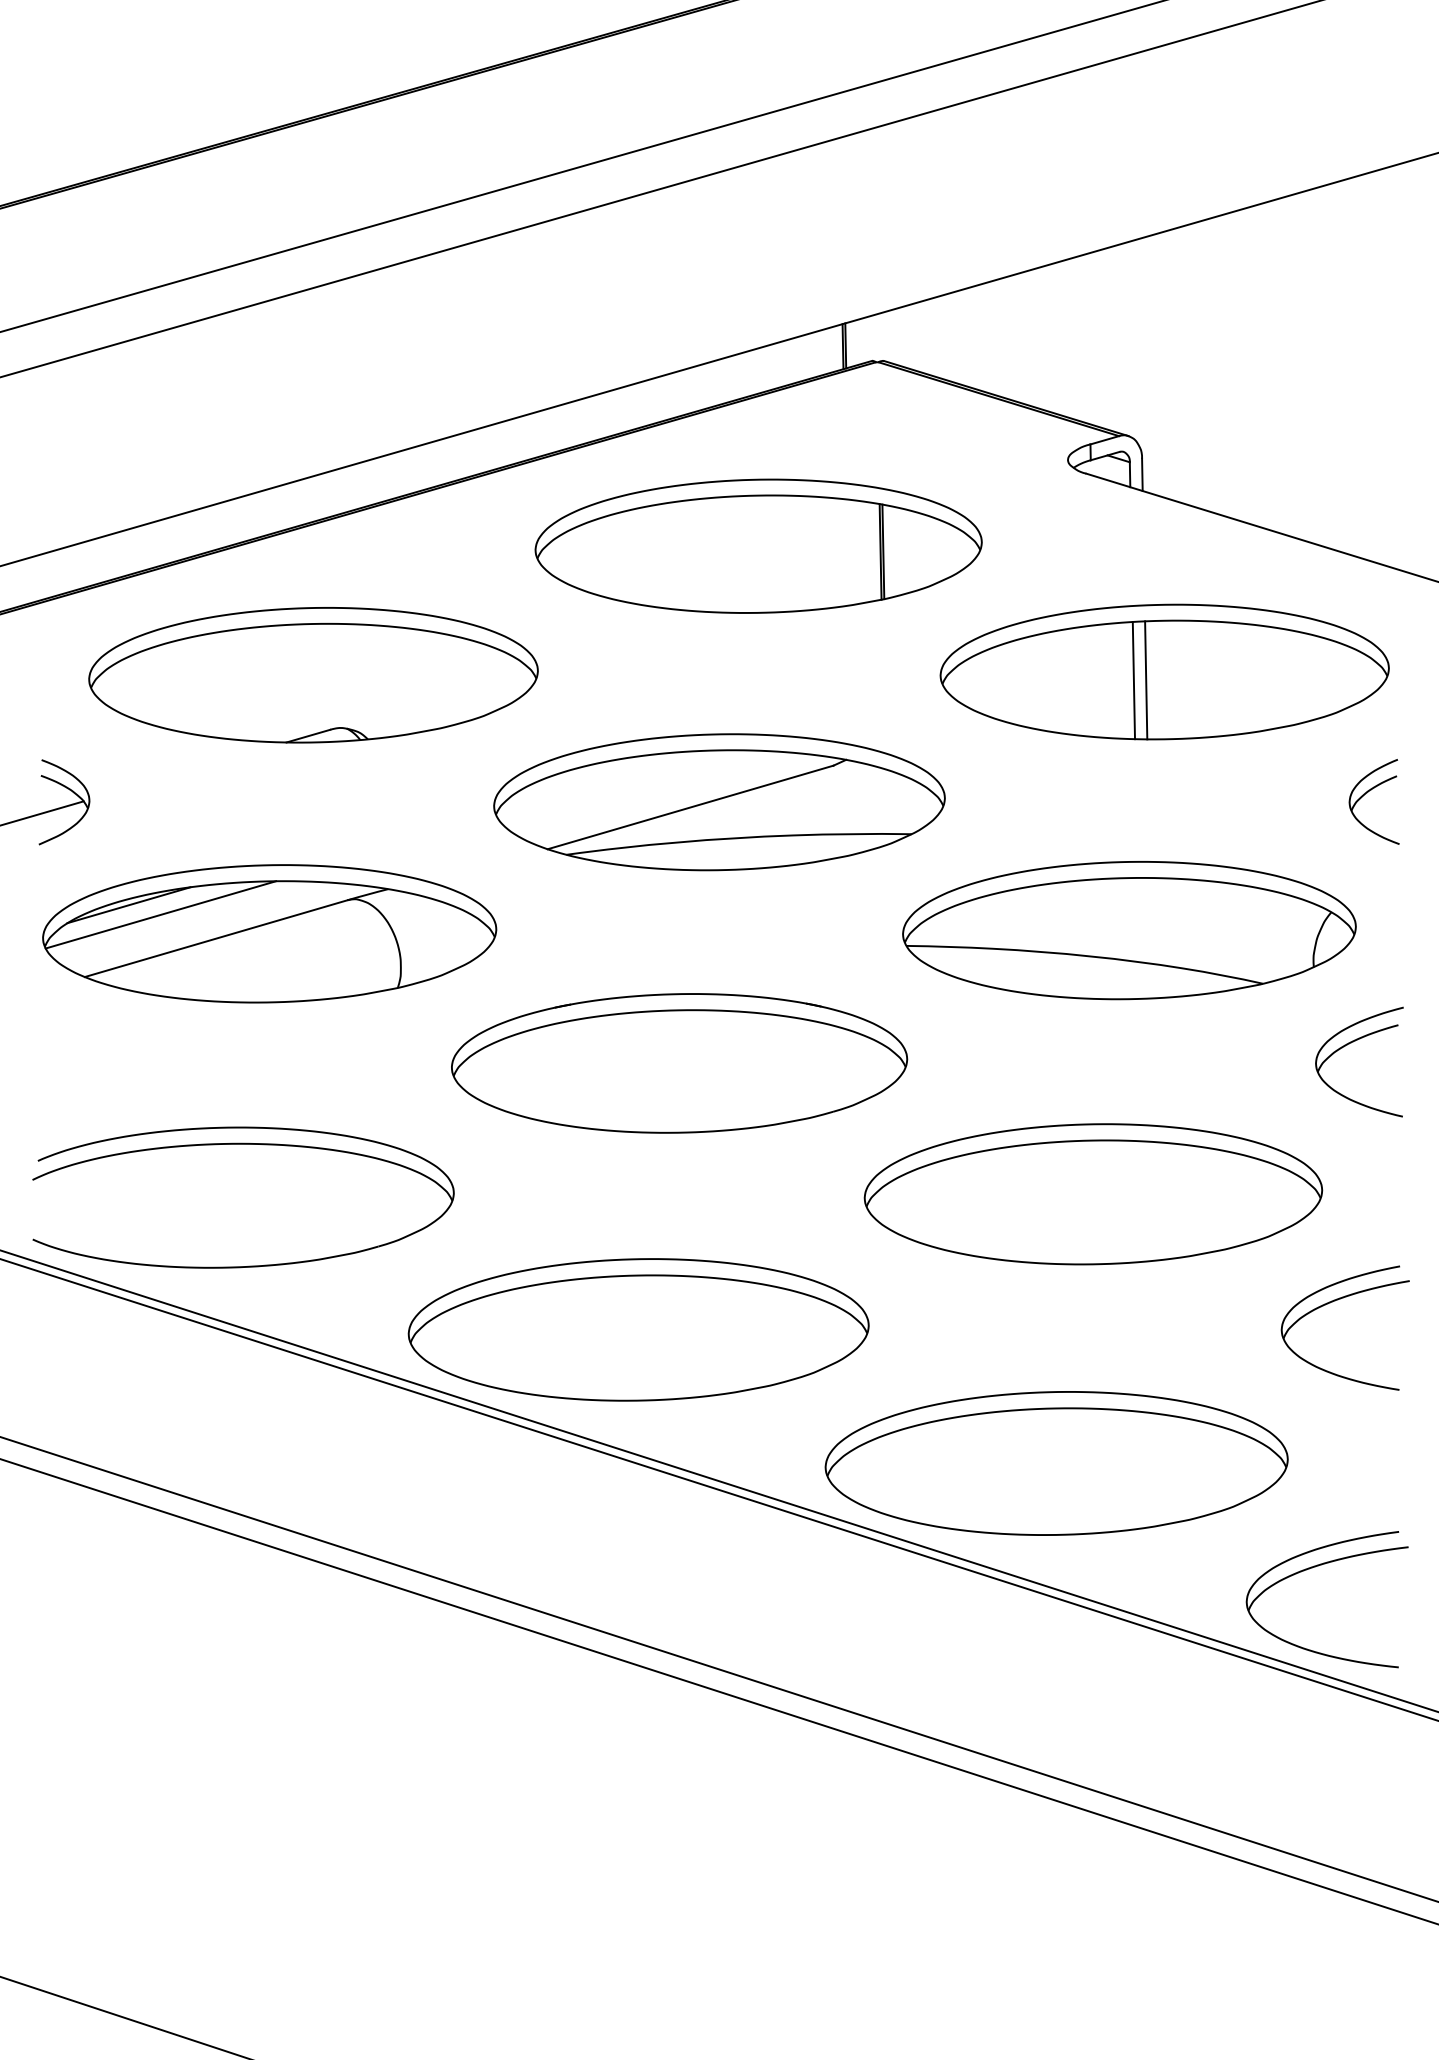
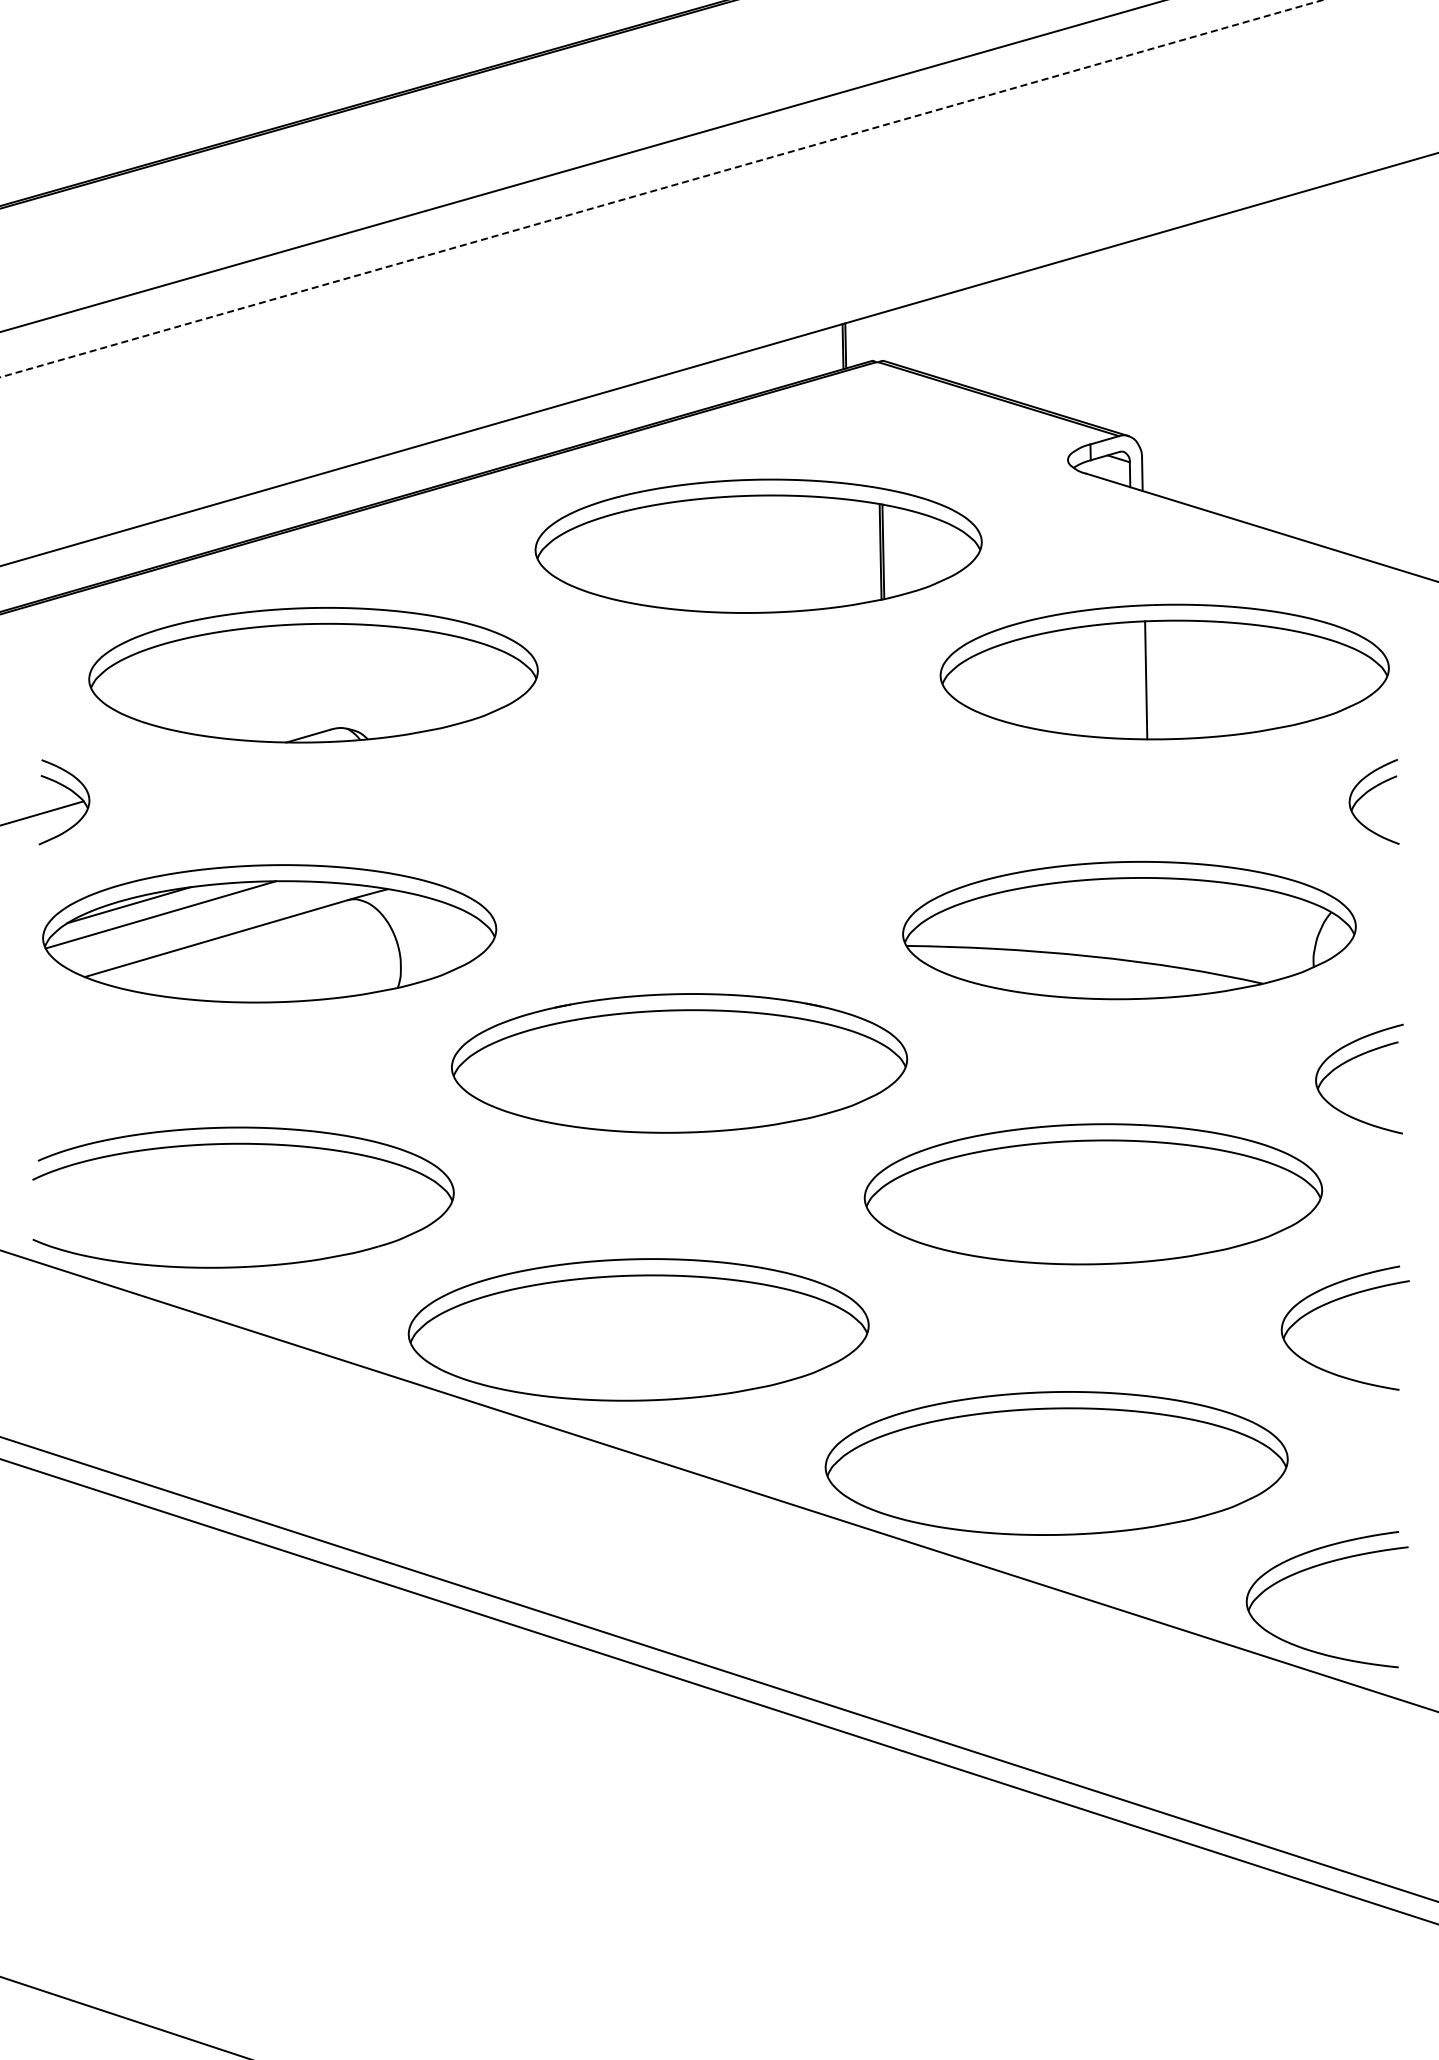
line: solid -> dashed (661, 188)
line: present -> none (1133, 680)
part: present -> none (719, 802)
part position: (1351, 1043) -> (1351, 1060) (1351, 1060)
line: present -> none (718, 1489)
